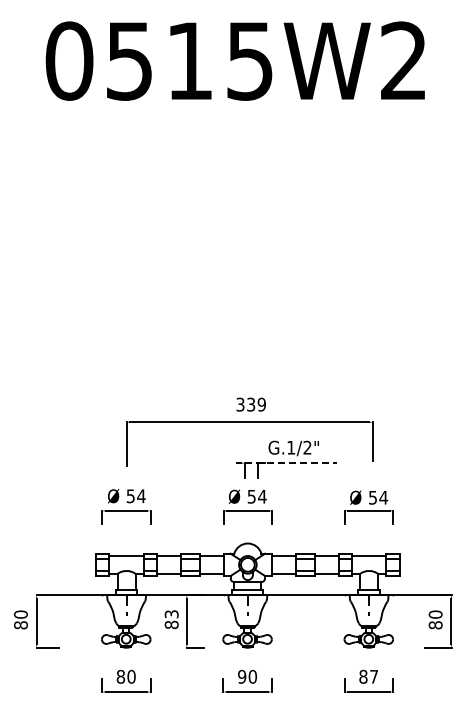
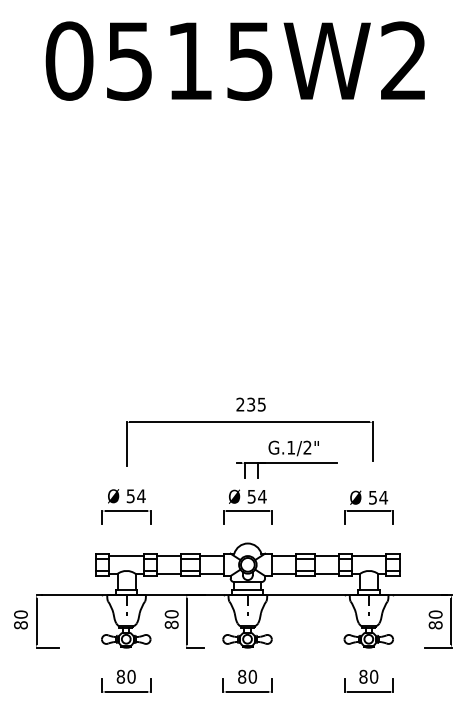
text: 339 -> 235 (250, 404)
line: dashed -> solid (291, 463)
text: 83 -> 80 (171, 614)
text: 90 -> 80 (242, 676)
text: 87 -> 80 (374, 676)
